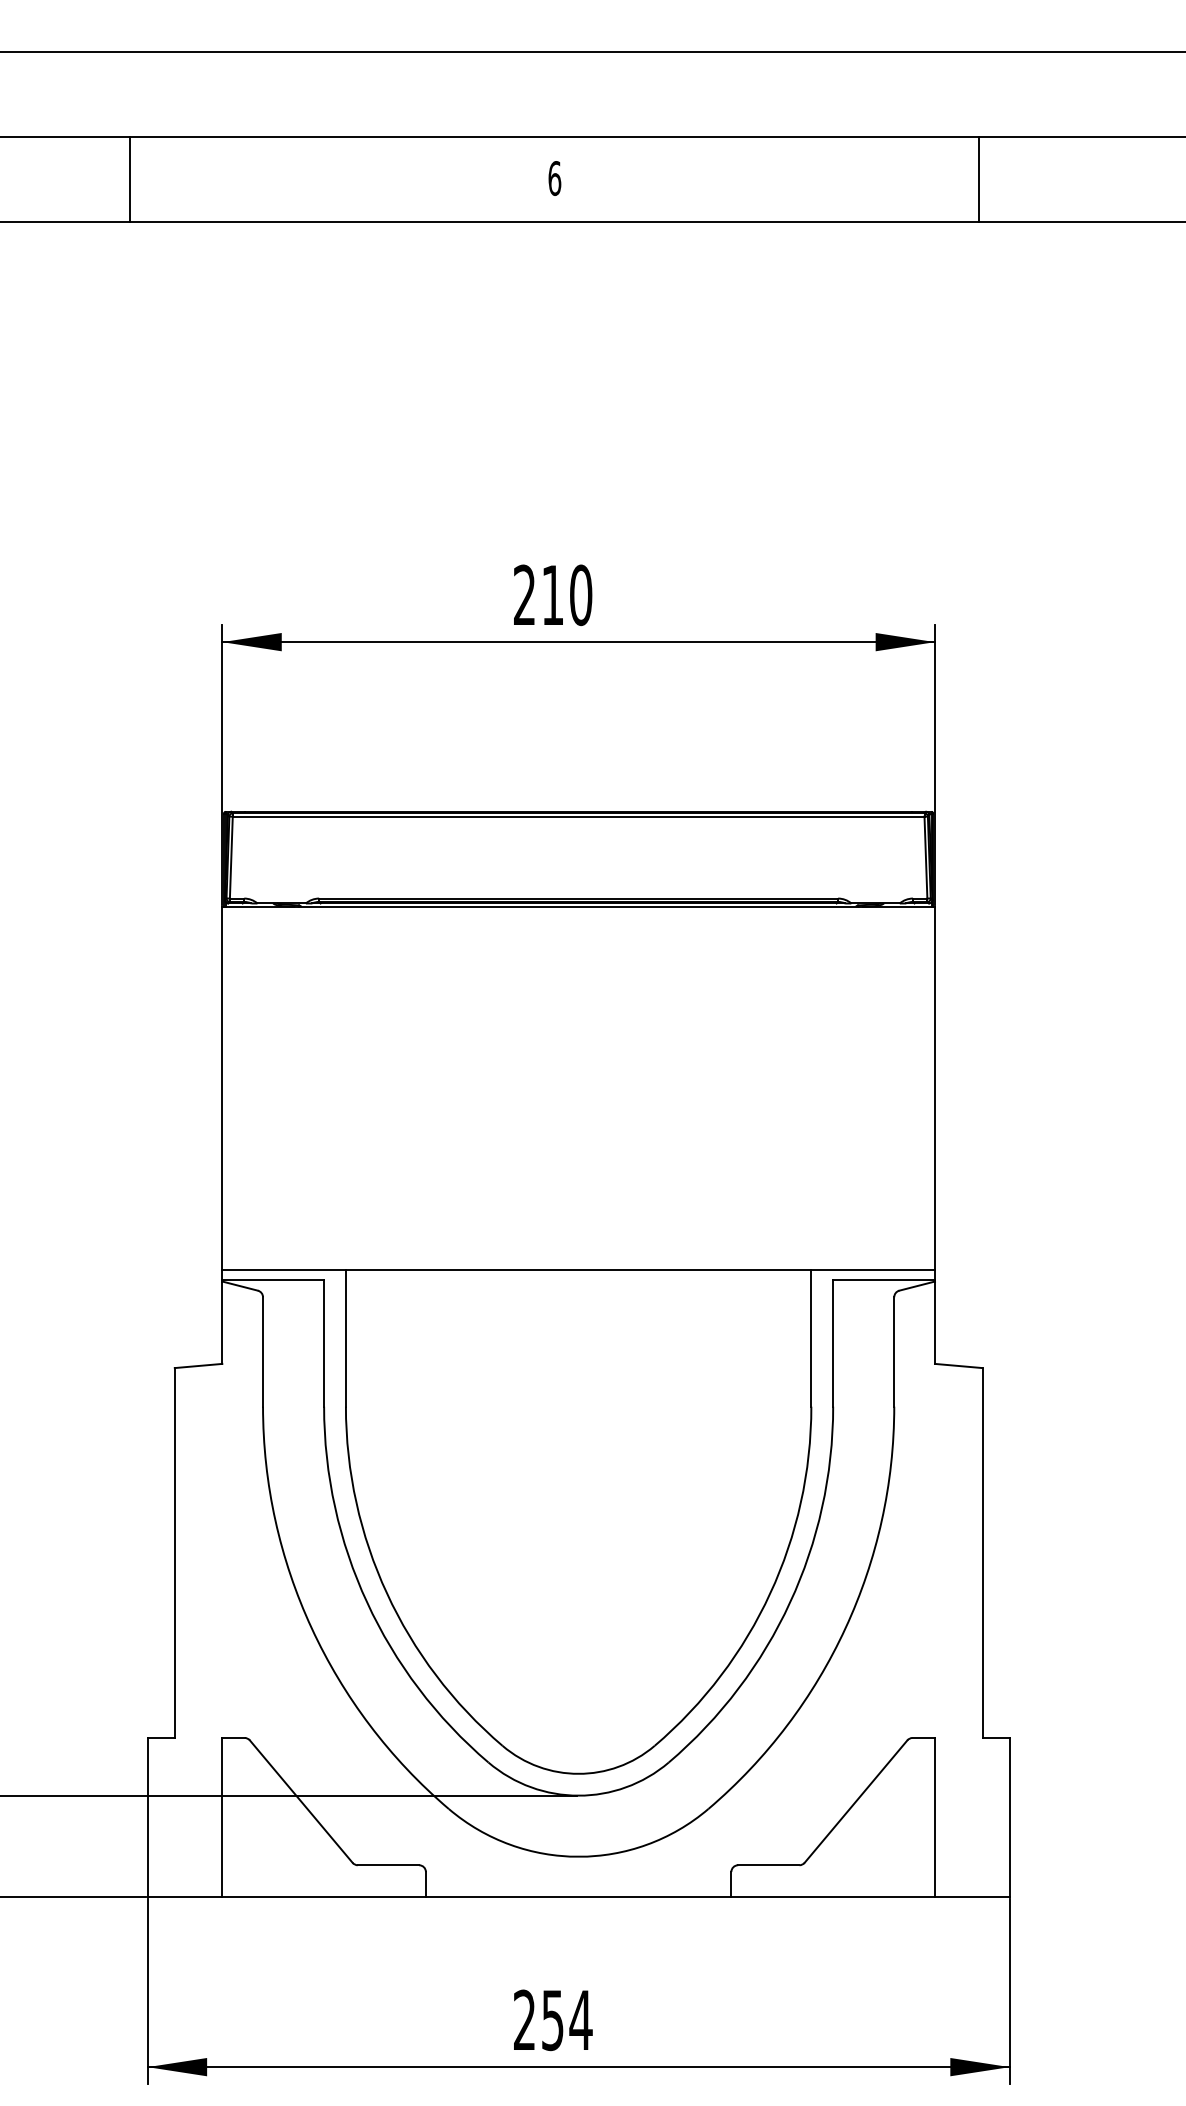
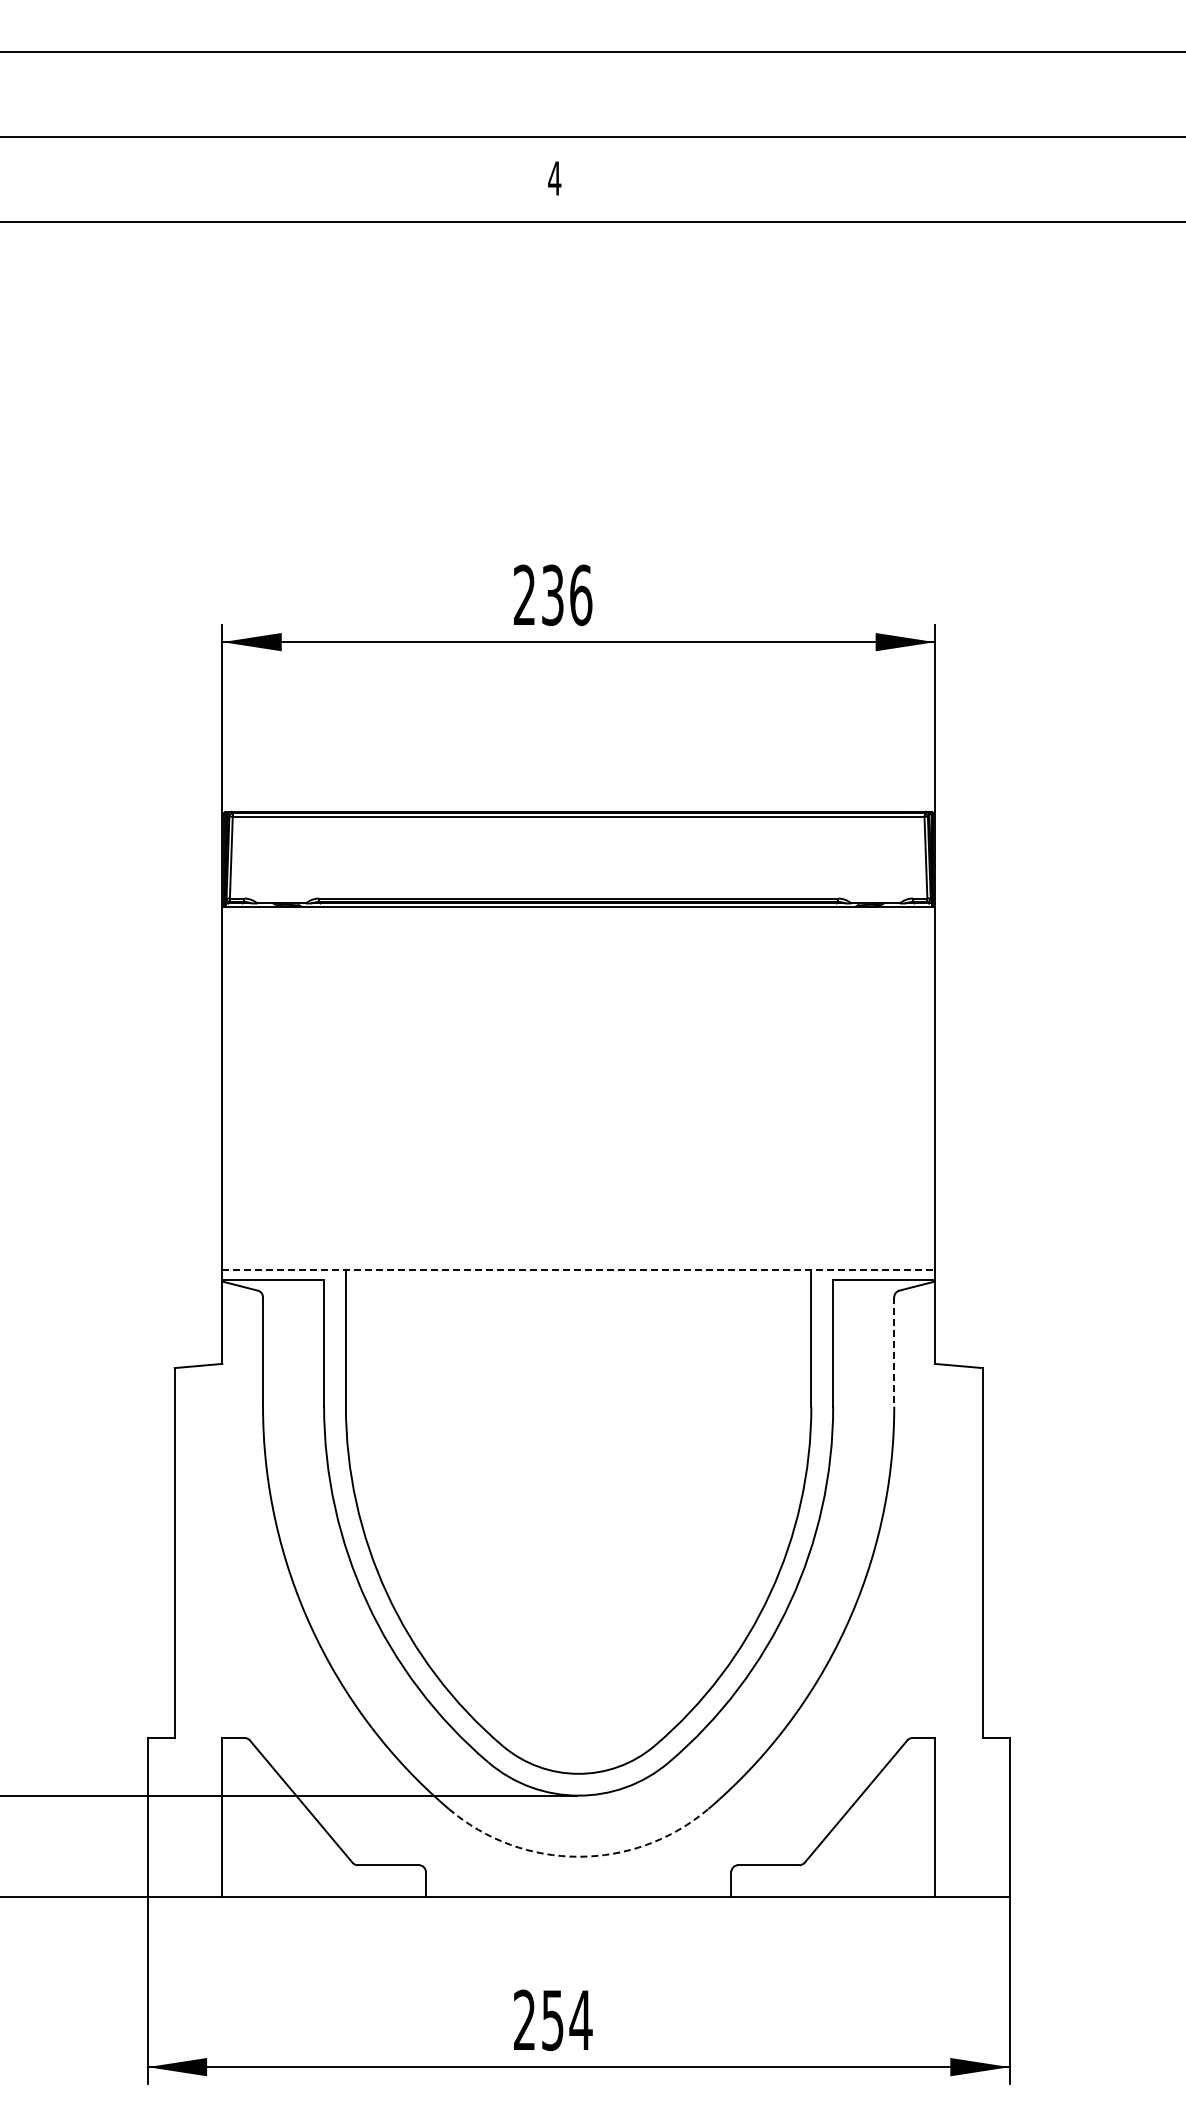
line: present -> none (130, 178)
text: 6 -> 4 (554, 178)
line: present -> none (978, 178)
text: 210 -> 236 (567, 595)
line: solid -> dashed (579, 1269)
line: solid -> dashed (894, 1351)
arc: solid -> dashed (578, 1856)
